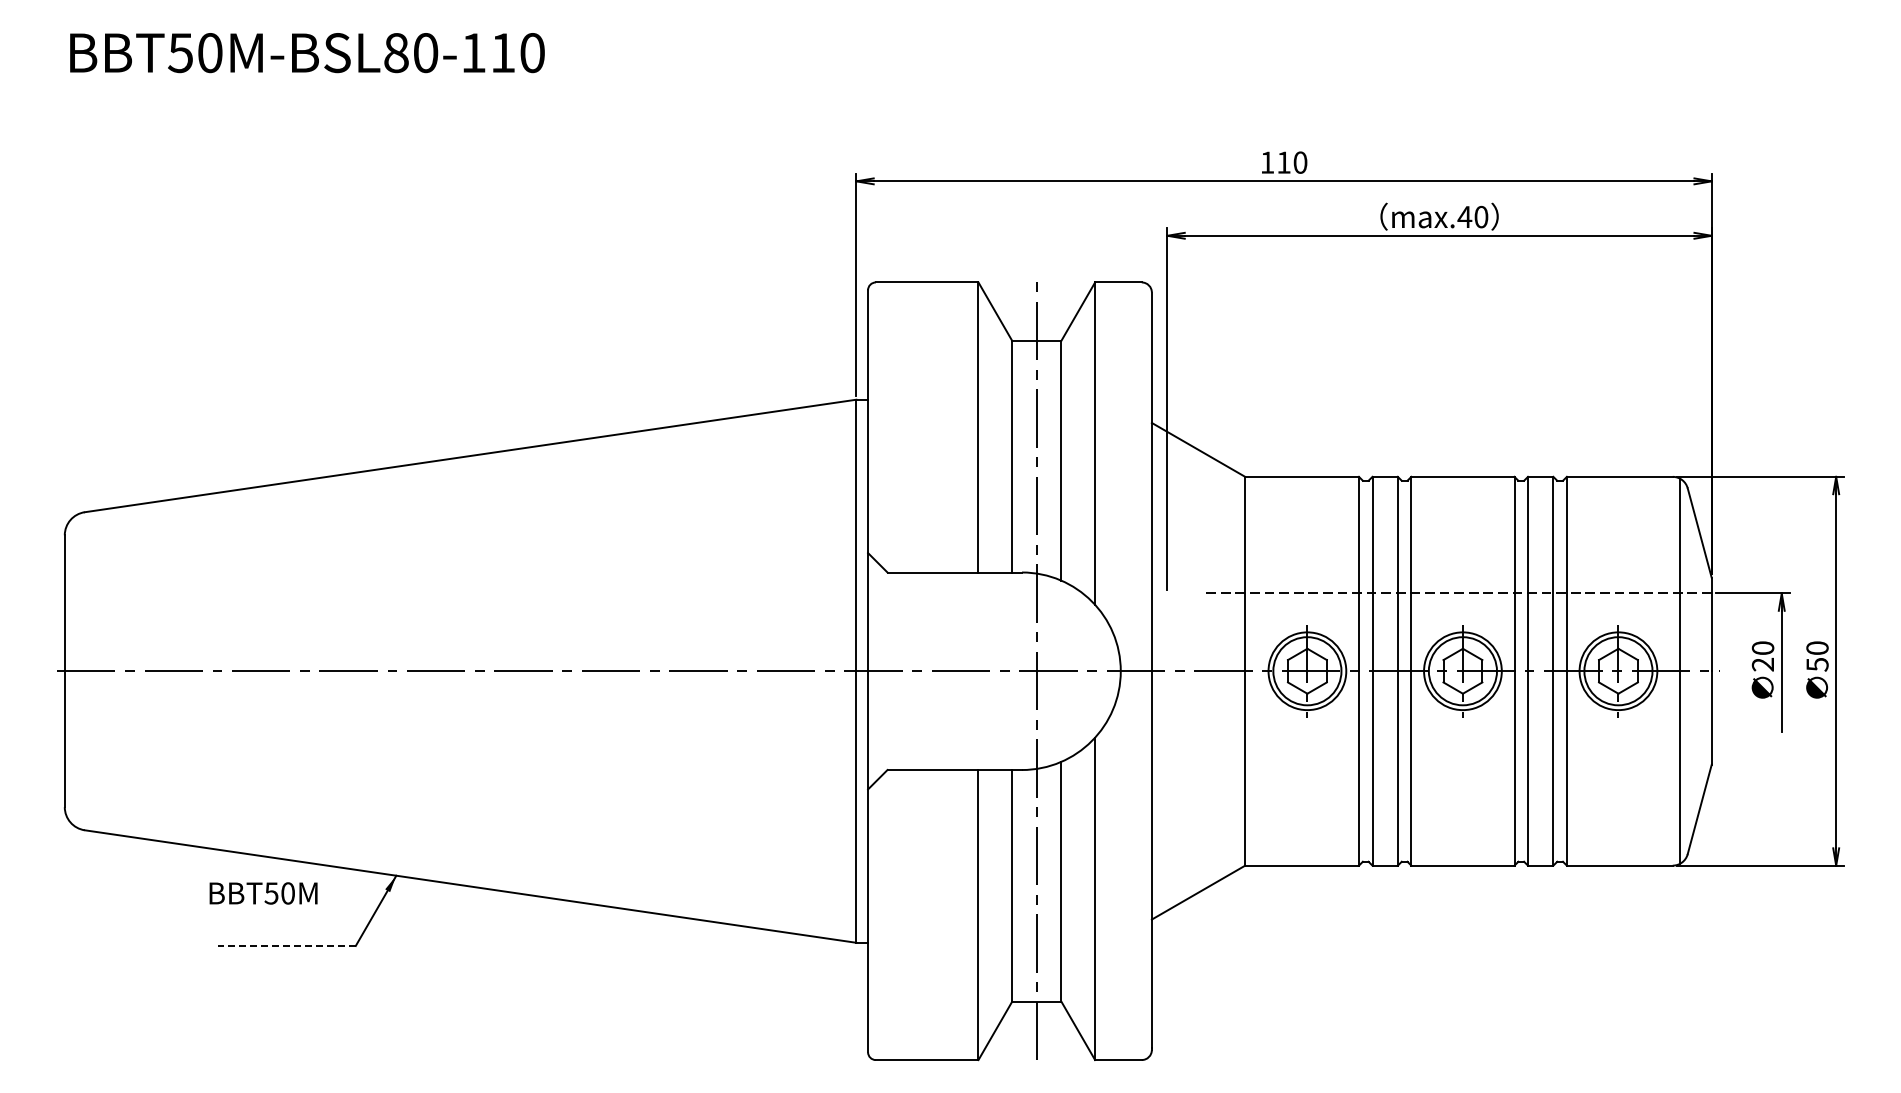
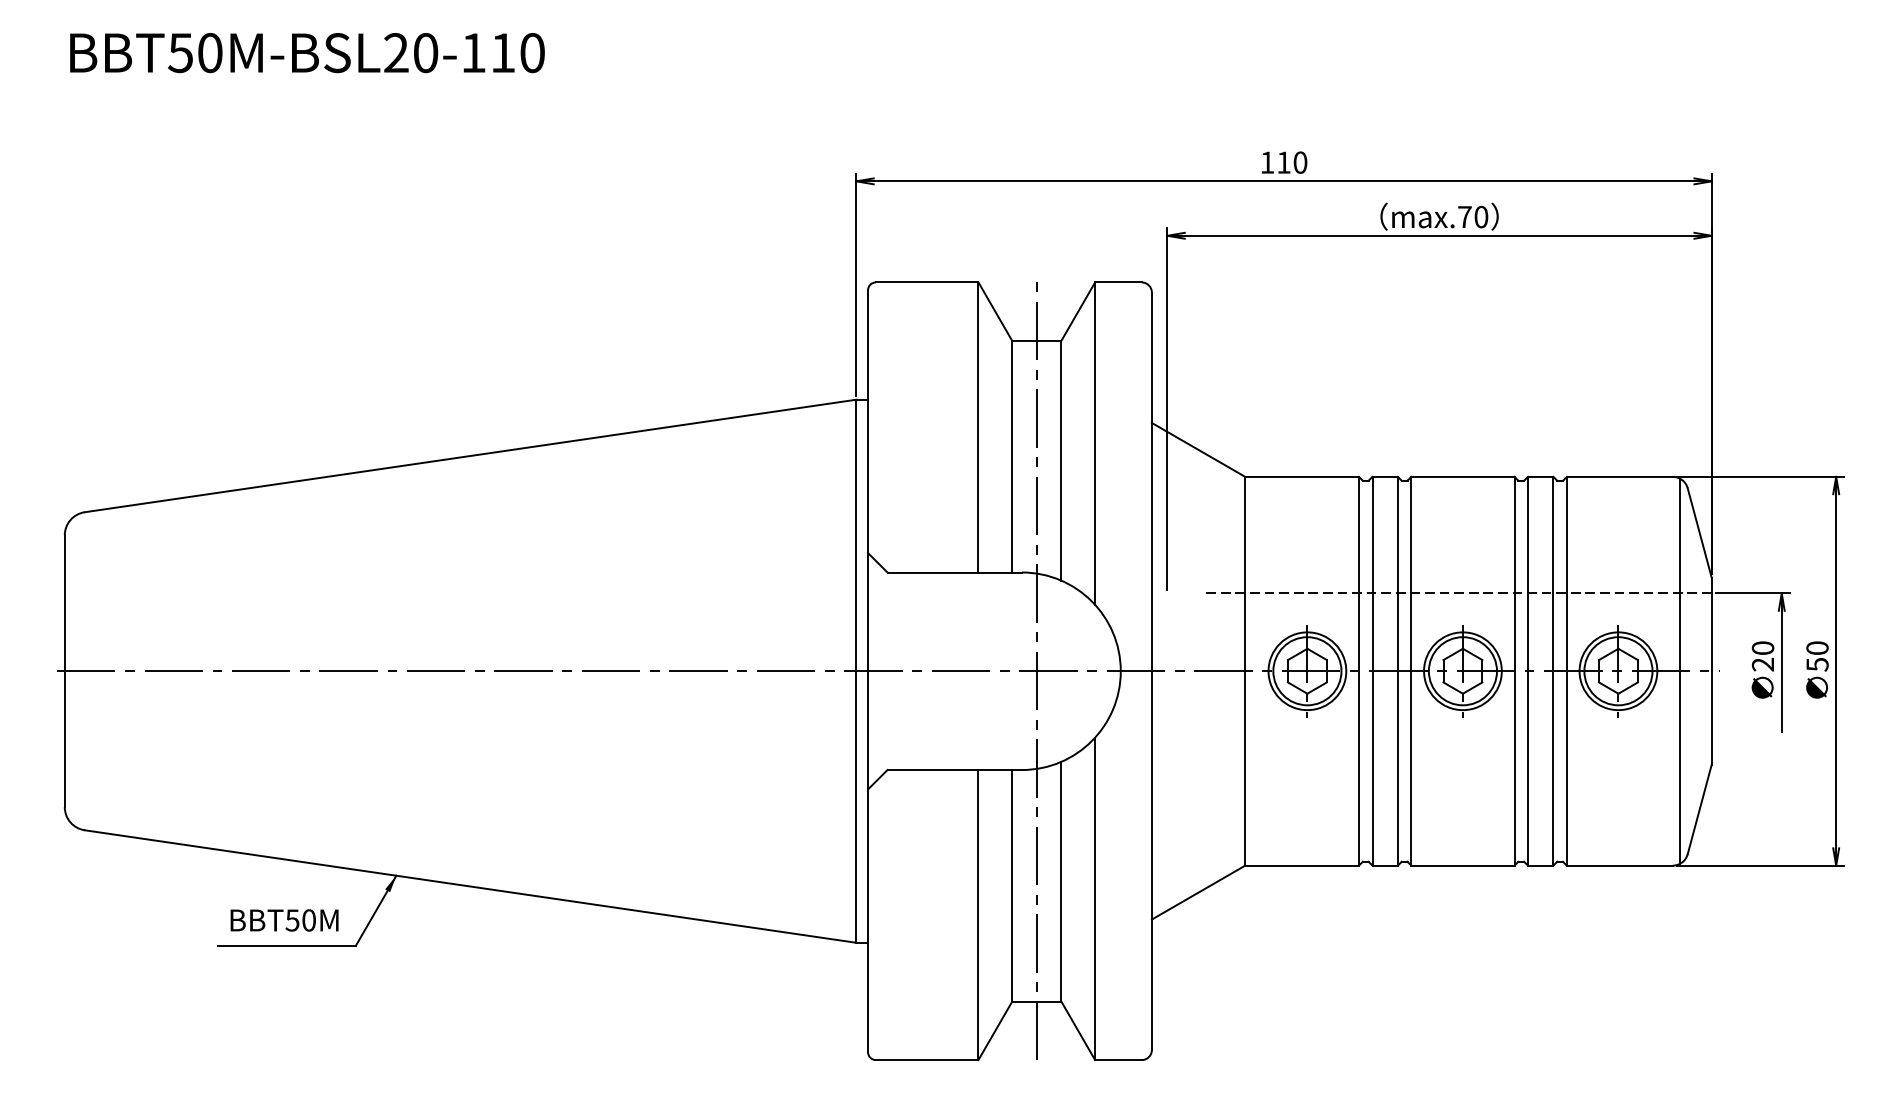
text: BBT50M-BSL80-110 -> BBT50M-BSL20-110 (396, 53)
text: max.40 -> max.70 (1464, 216)
text position: (263, 893) -> (284, 920) (284, 920)
line: dashed -> solid (286, 945)
